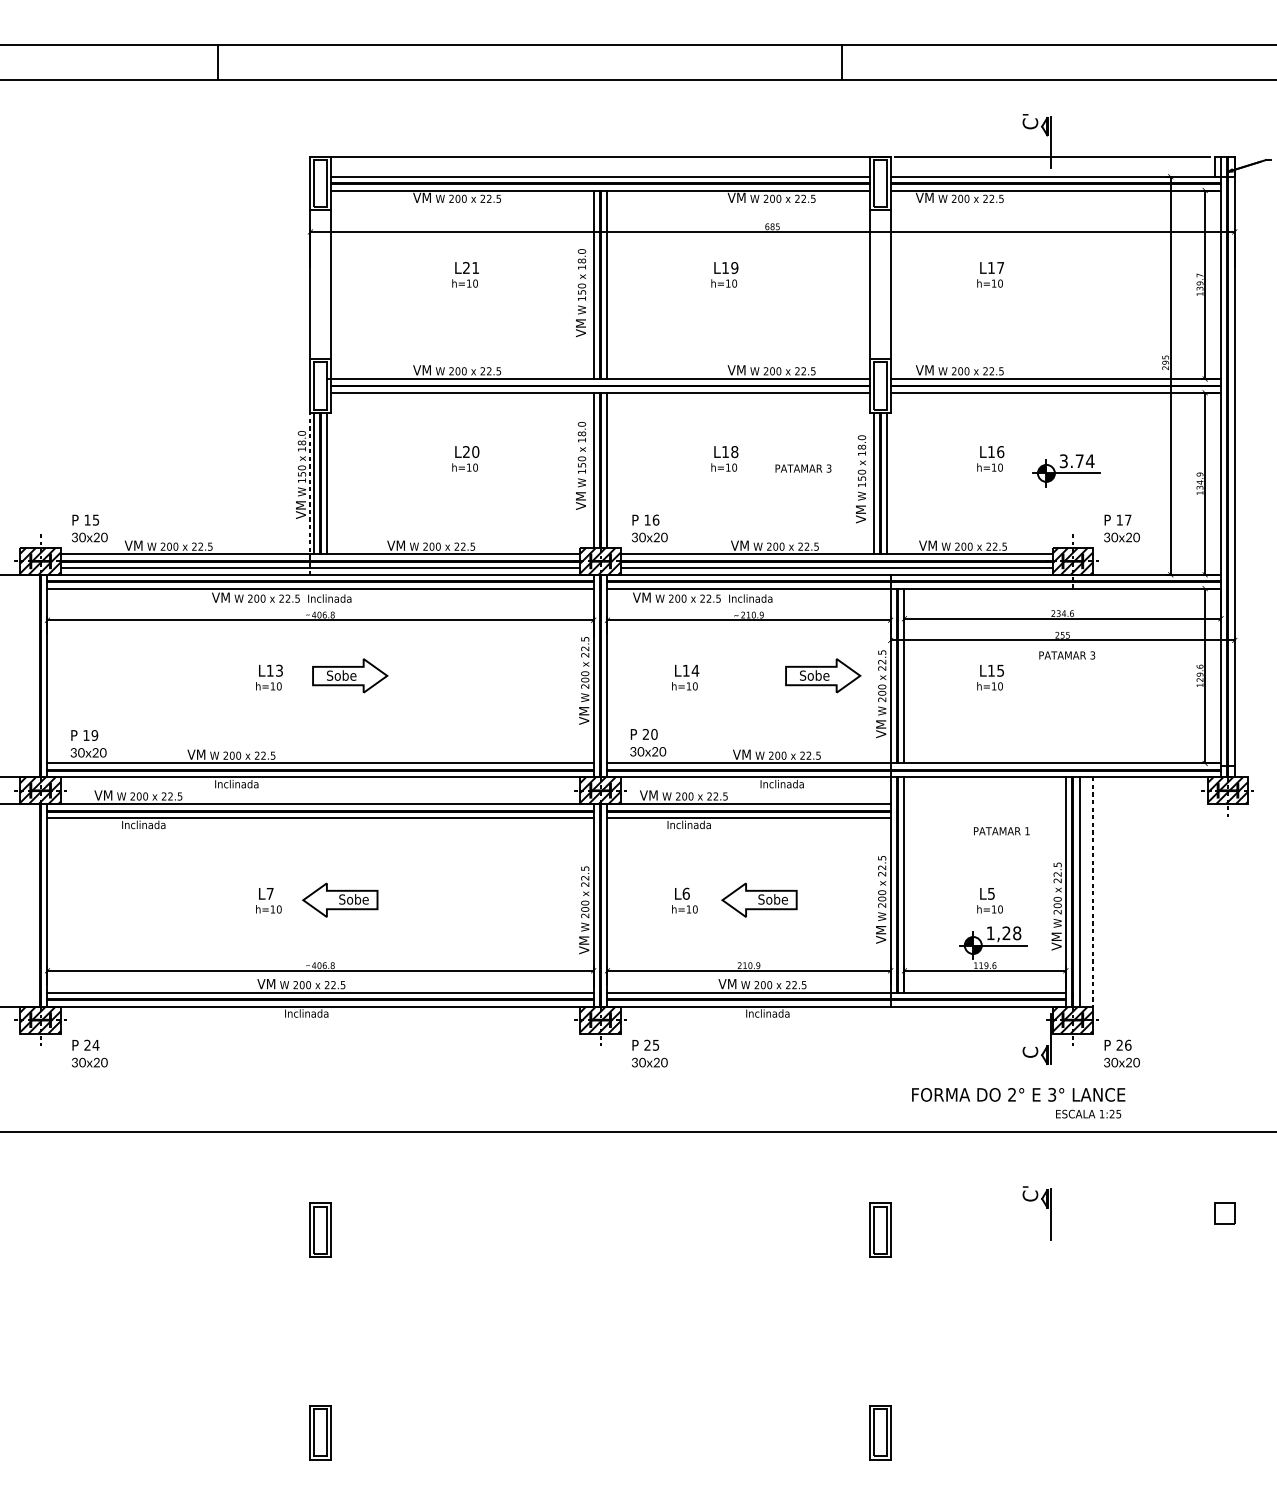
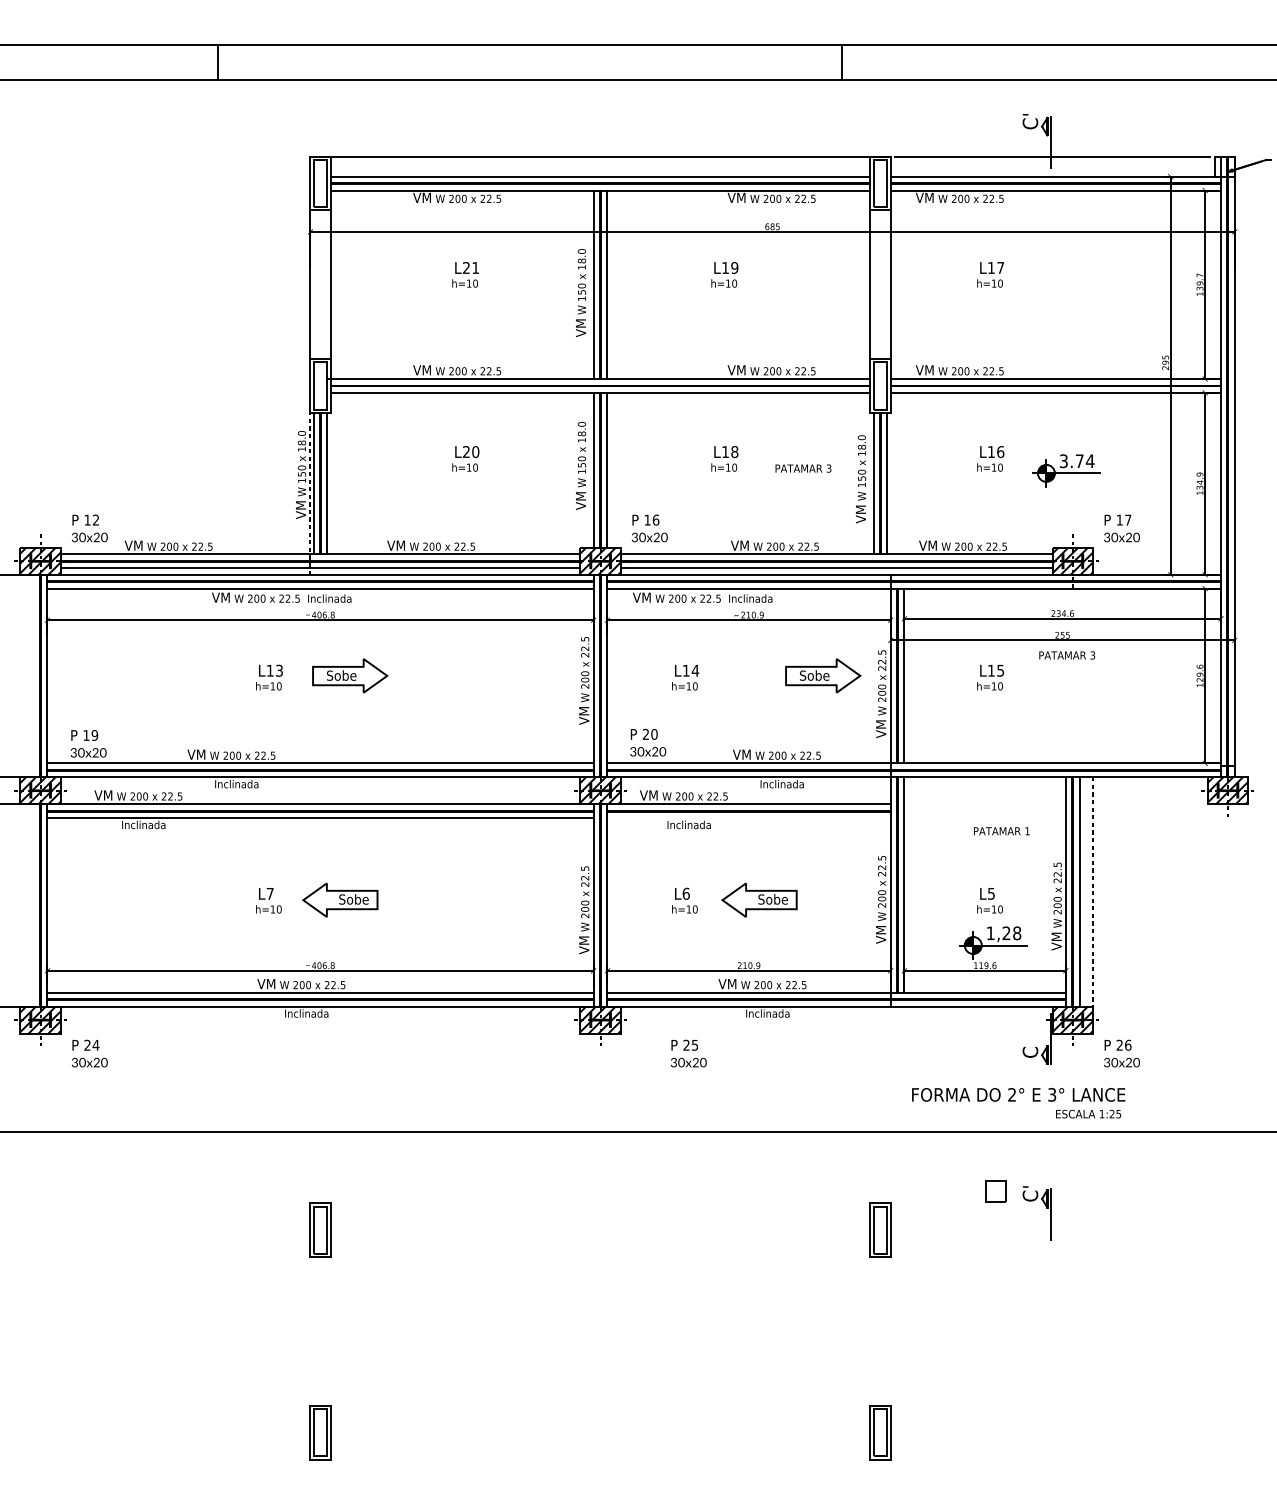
text: 15 -> 12 (96, 519)
line: present -> none (748, 817)
text position: (649, 1053) -> (688, 1053) (688, 1053)
part position: (1224, 1213) -> (995, 1191) (995, 1191)
